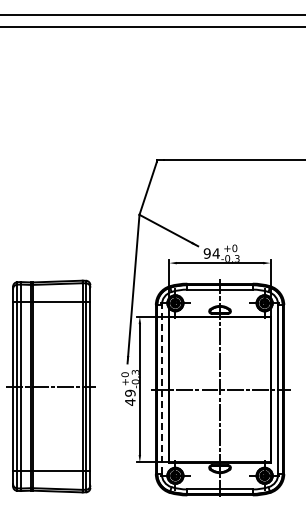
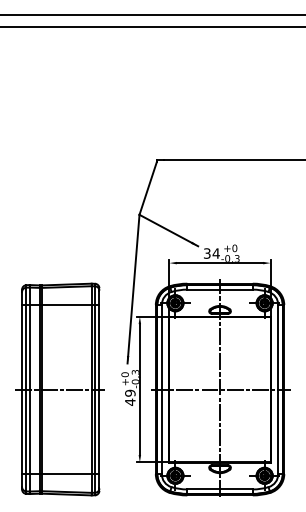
text: 94 -> 34 (206, 253)
part position: (50, 386) -> (59, 389) (59, 389)
line: dashed -> solid (161, 389)
